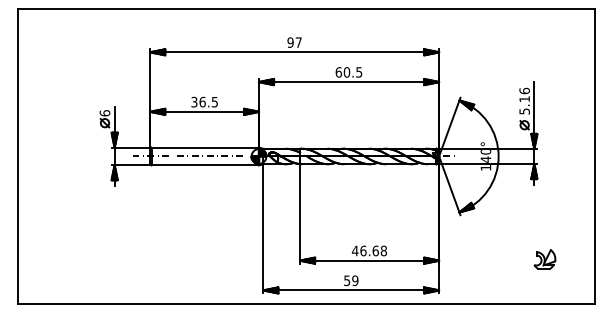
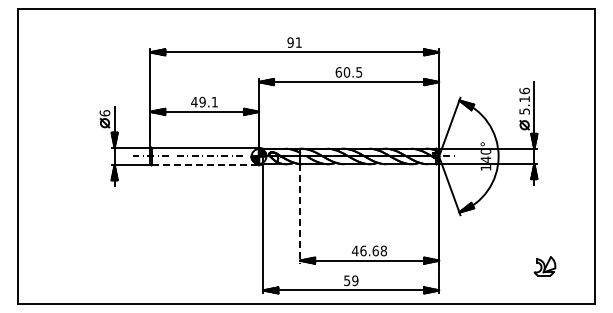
text: 97 -> 91 (298, 42)
text: 36.5 -> 49.1 (204, 101)
line: solid -> dashed (205, 165)
line: solid -> dashed (300, 213)
part position: (544, 259) -> (544, 266) (544, 266)
